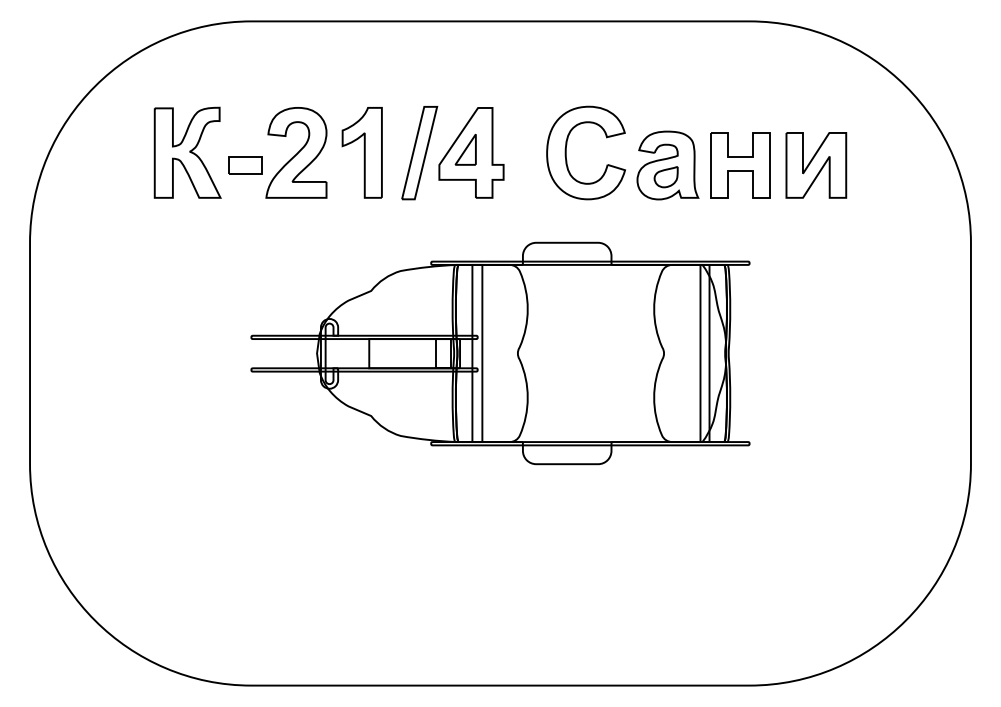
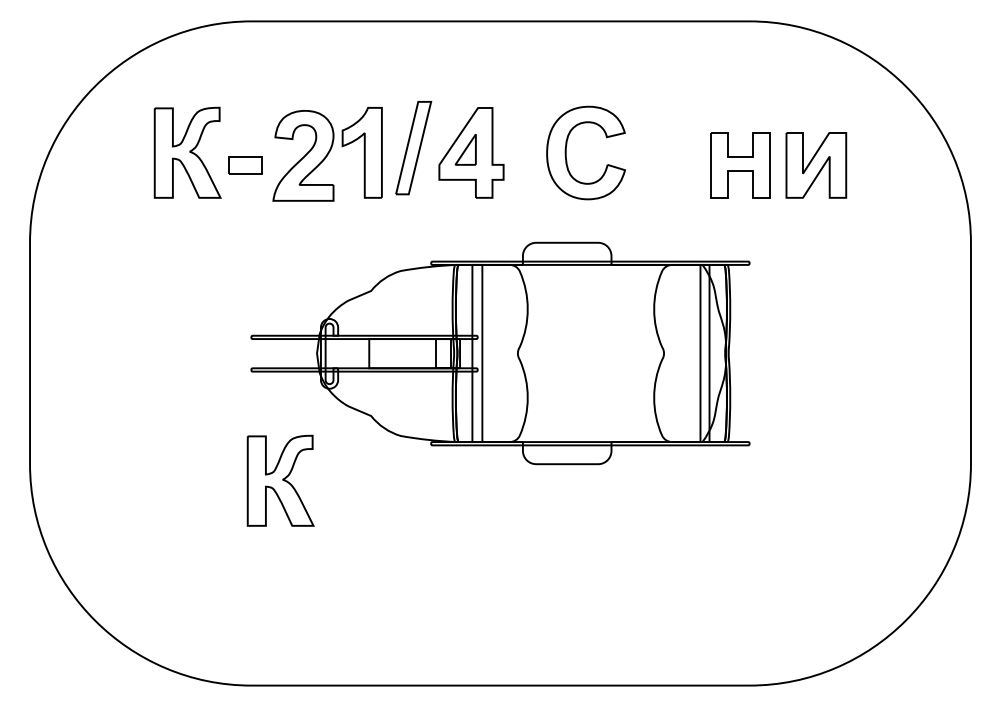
part position: (296, 152) -> (303, 155) (303, 155)
part position: (419, 153) -> (413, 148) (413, 148)
part: present -> none (667, 165)
part: none -> present (280, 480)
